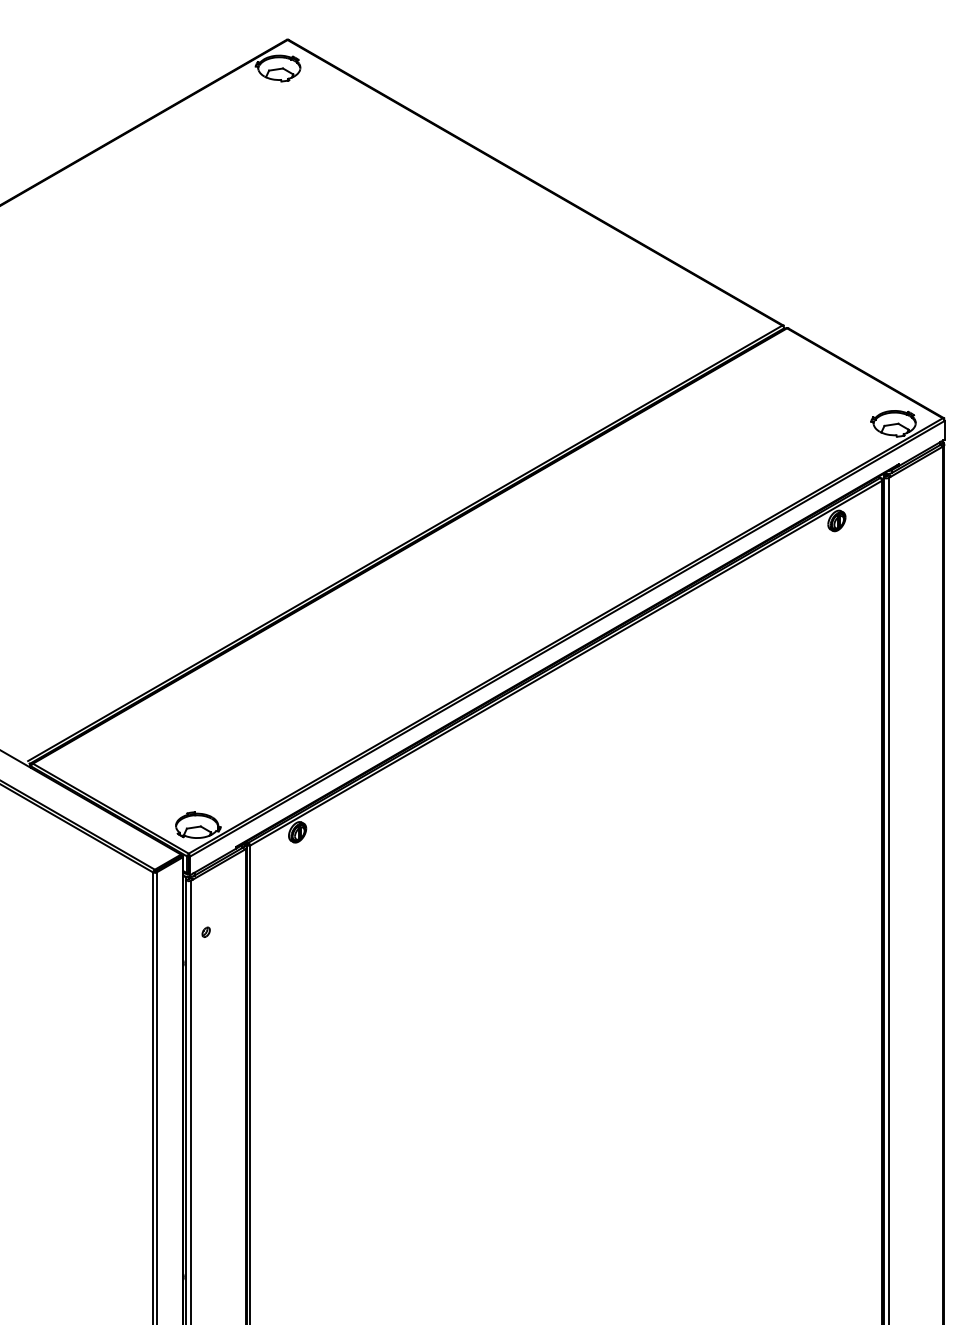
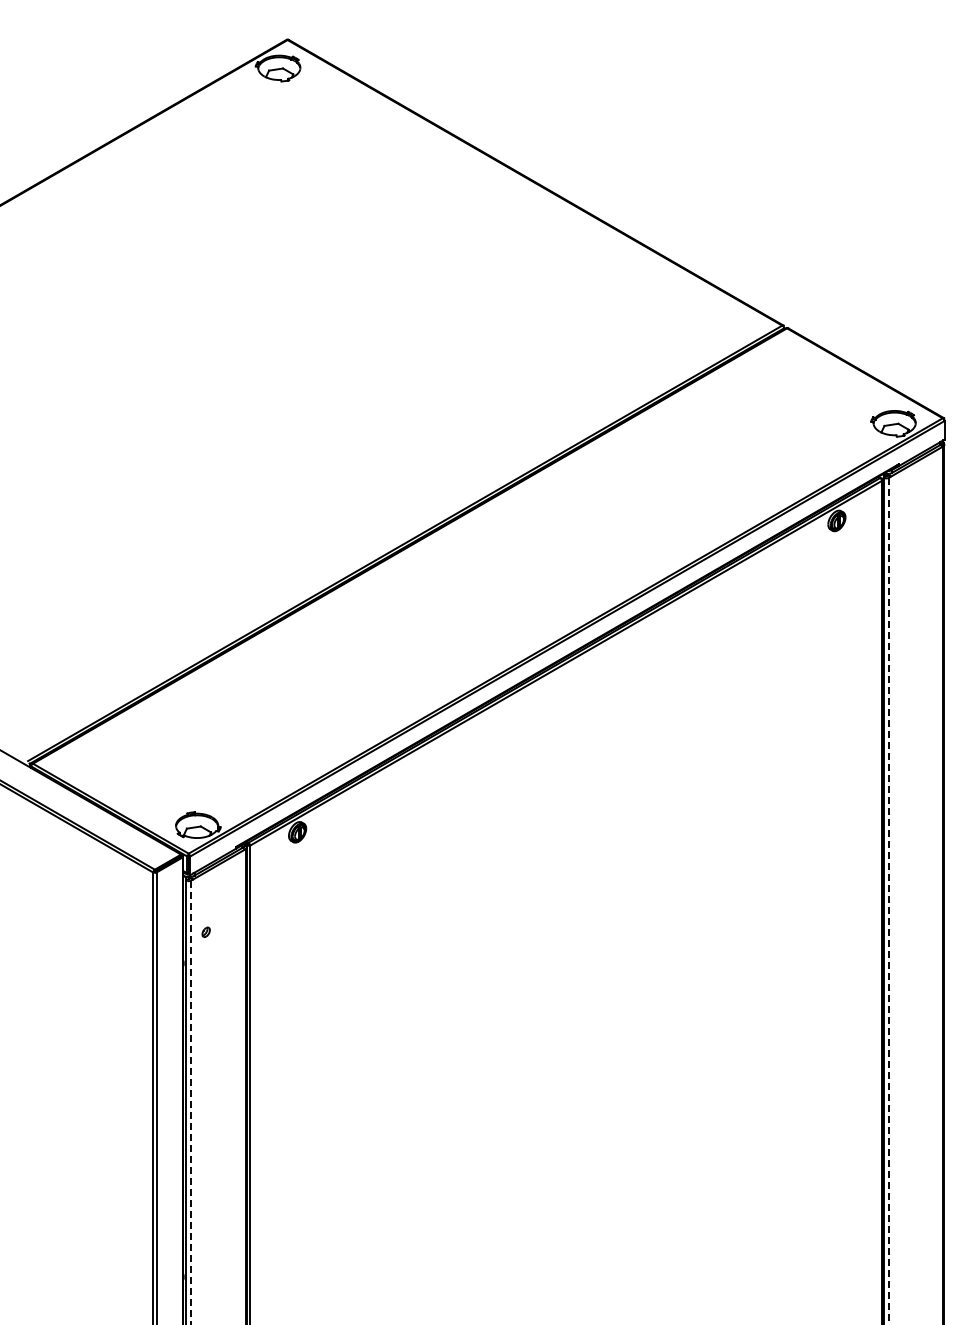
line: solid -> dashed (889, 901)
line: solid -> dashed (191, 1102)
